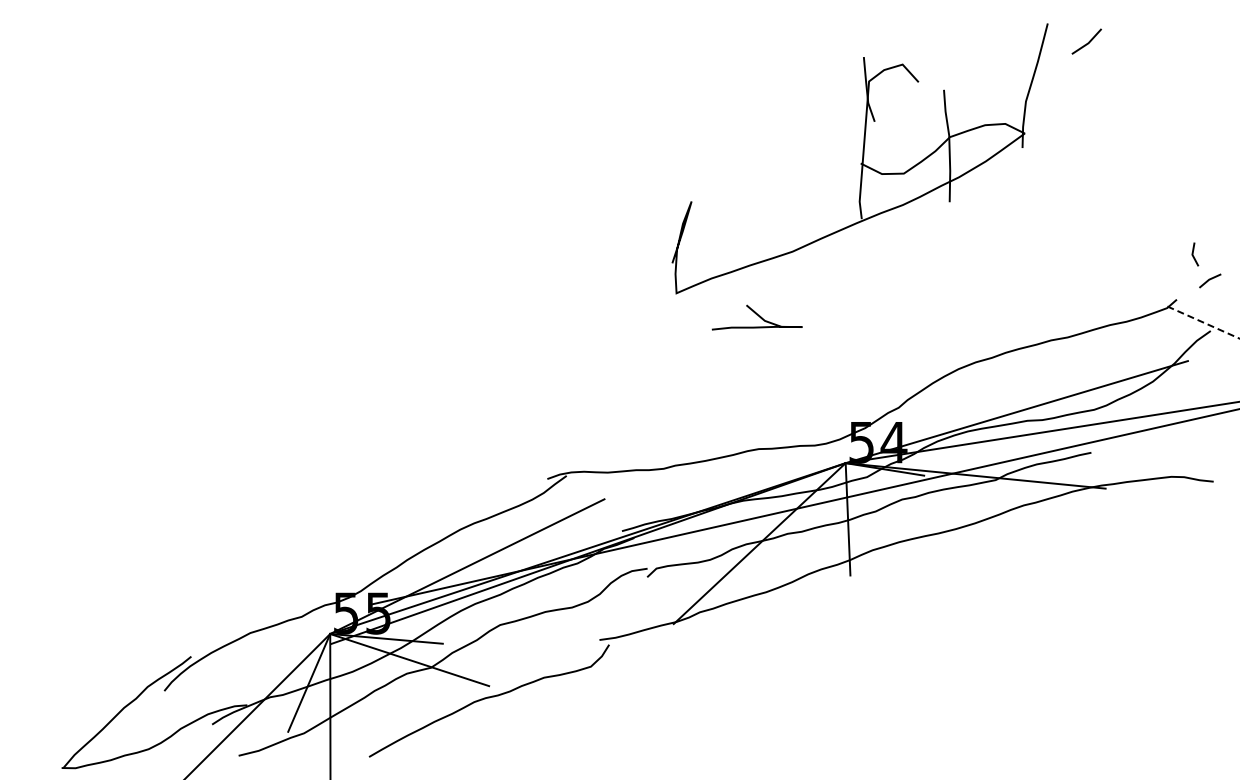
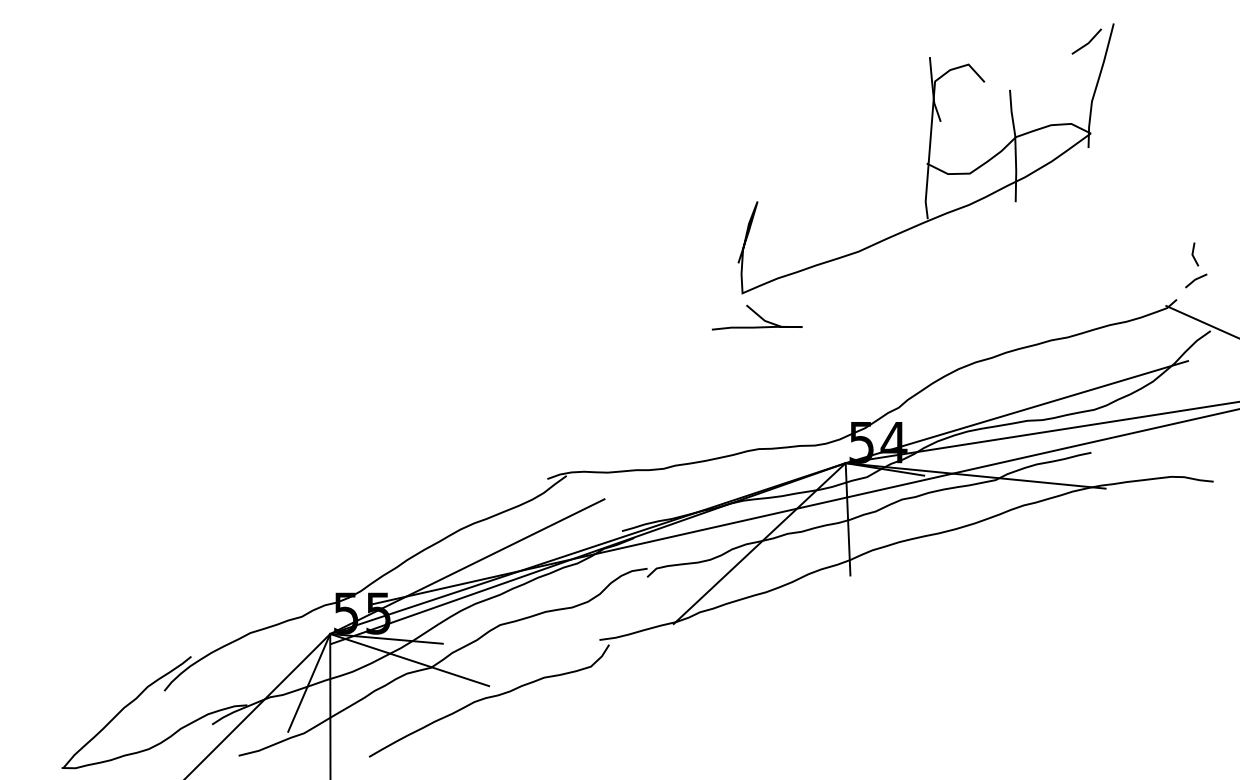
part position: (859, 158) -> (925, 158) (925, 158)
line position: (1210, 280) -> (1196, 280) (1196, 280)
line: dashed -> solid (1202, 322)
